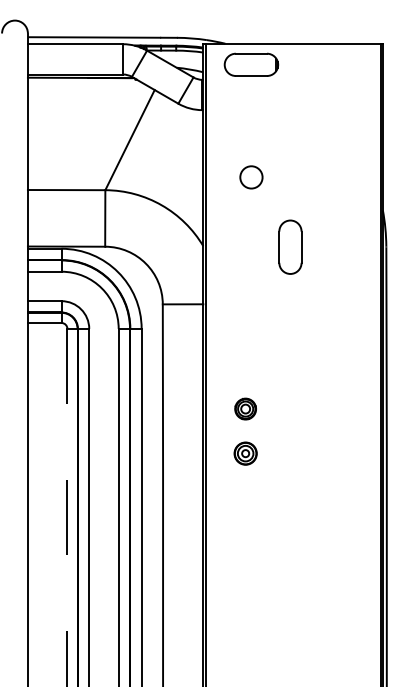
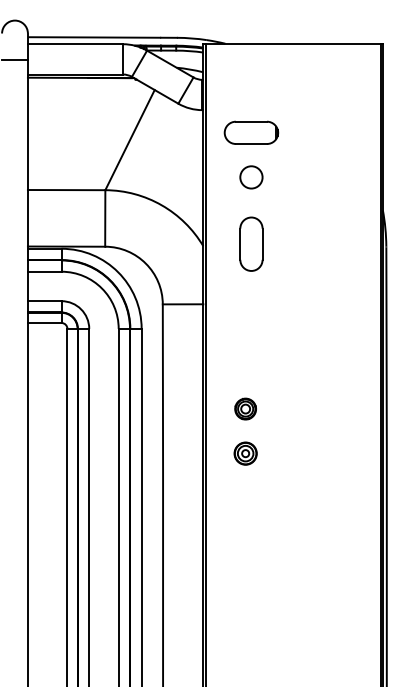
line: none -> present (14, 59)
part position: (251, 64) -> (251, 132) (251, 132)
part position: (290, 246) -> (251, 243) (251, 243)
line: dashed -> solid (67, 507)
